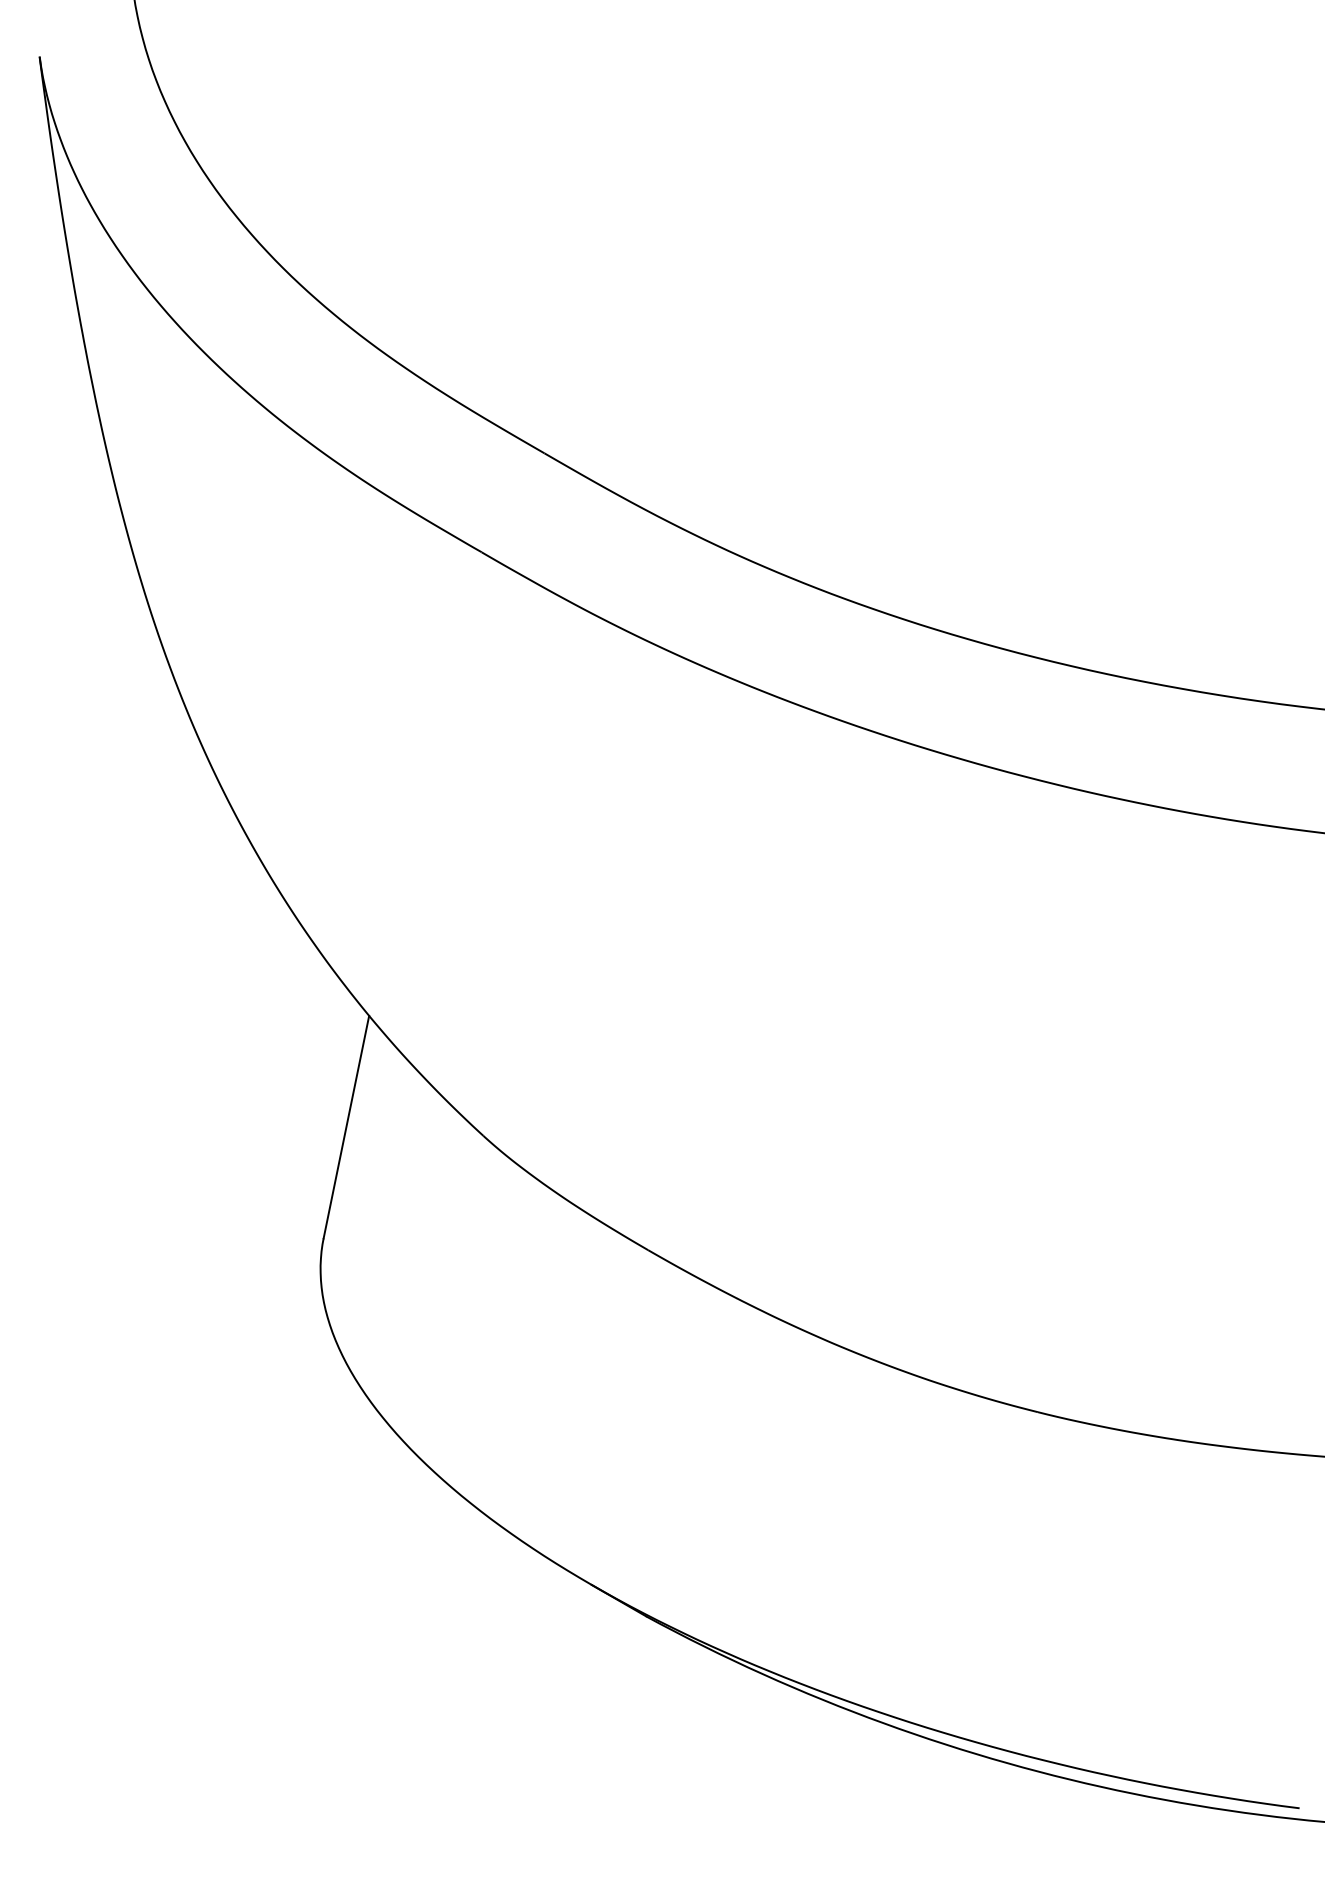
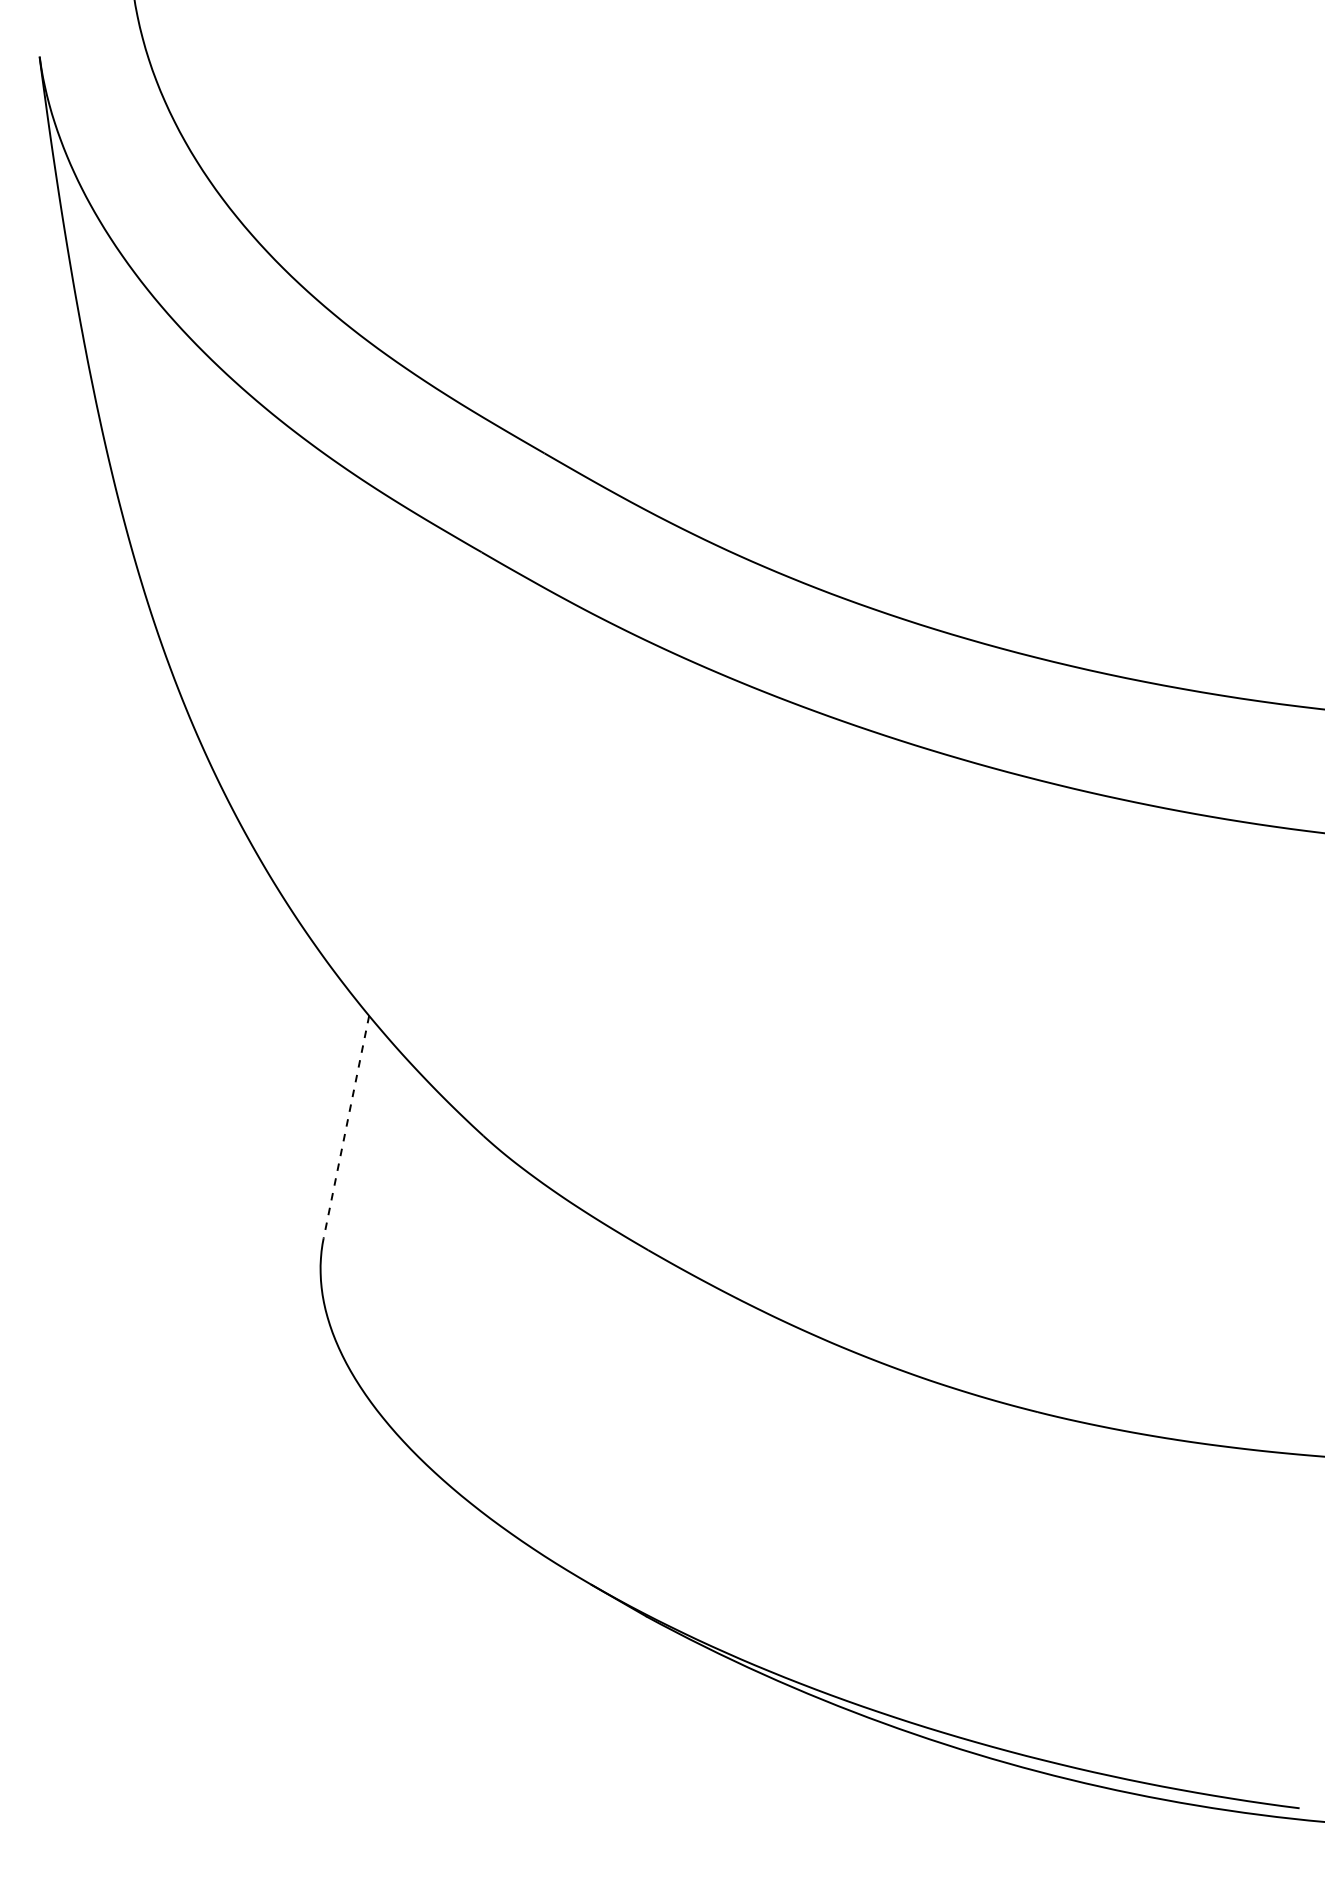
line: solid -> dashed (346, 1127)
